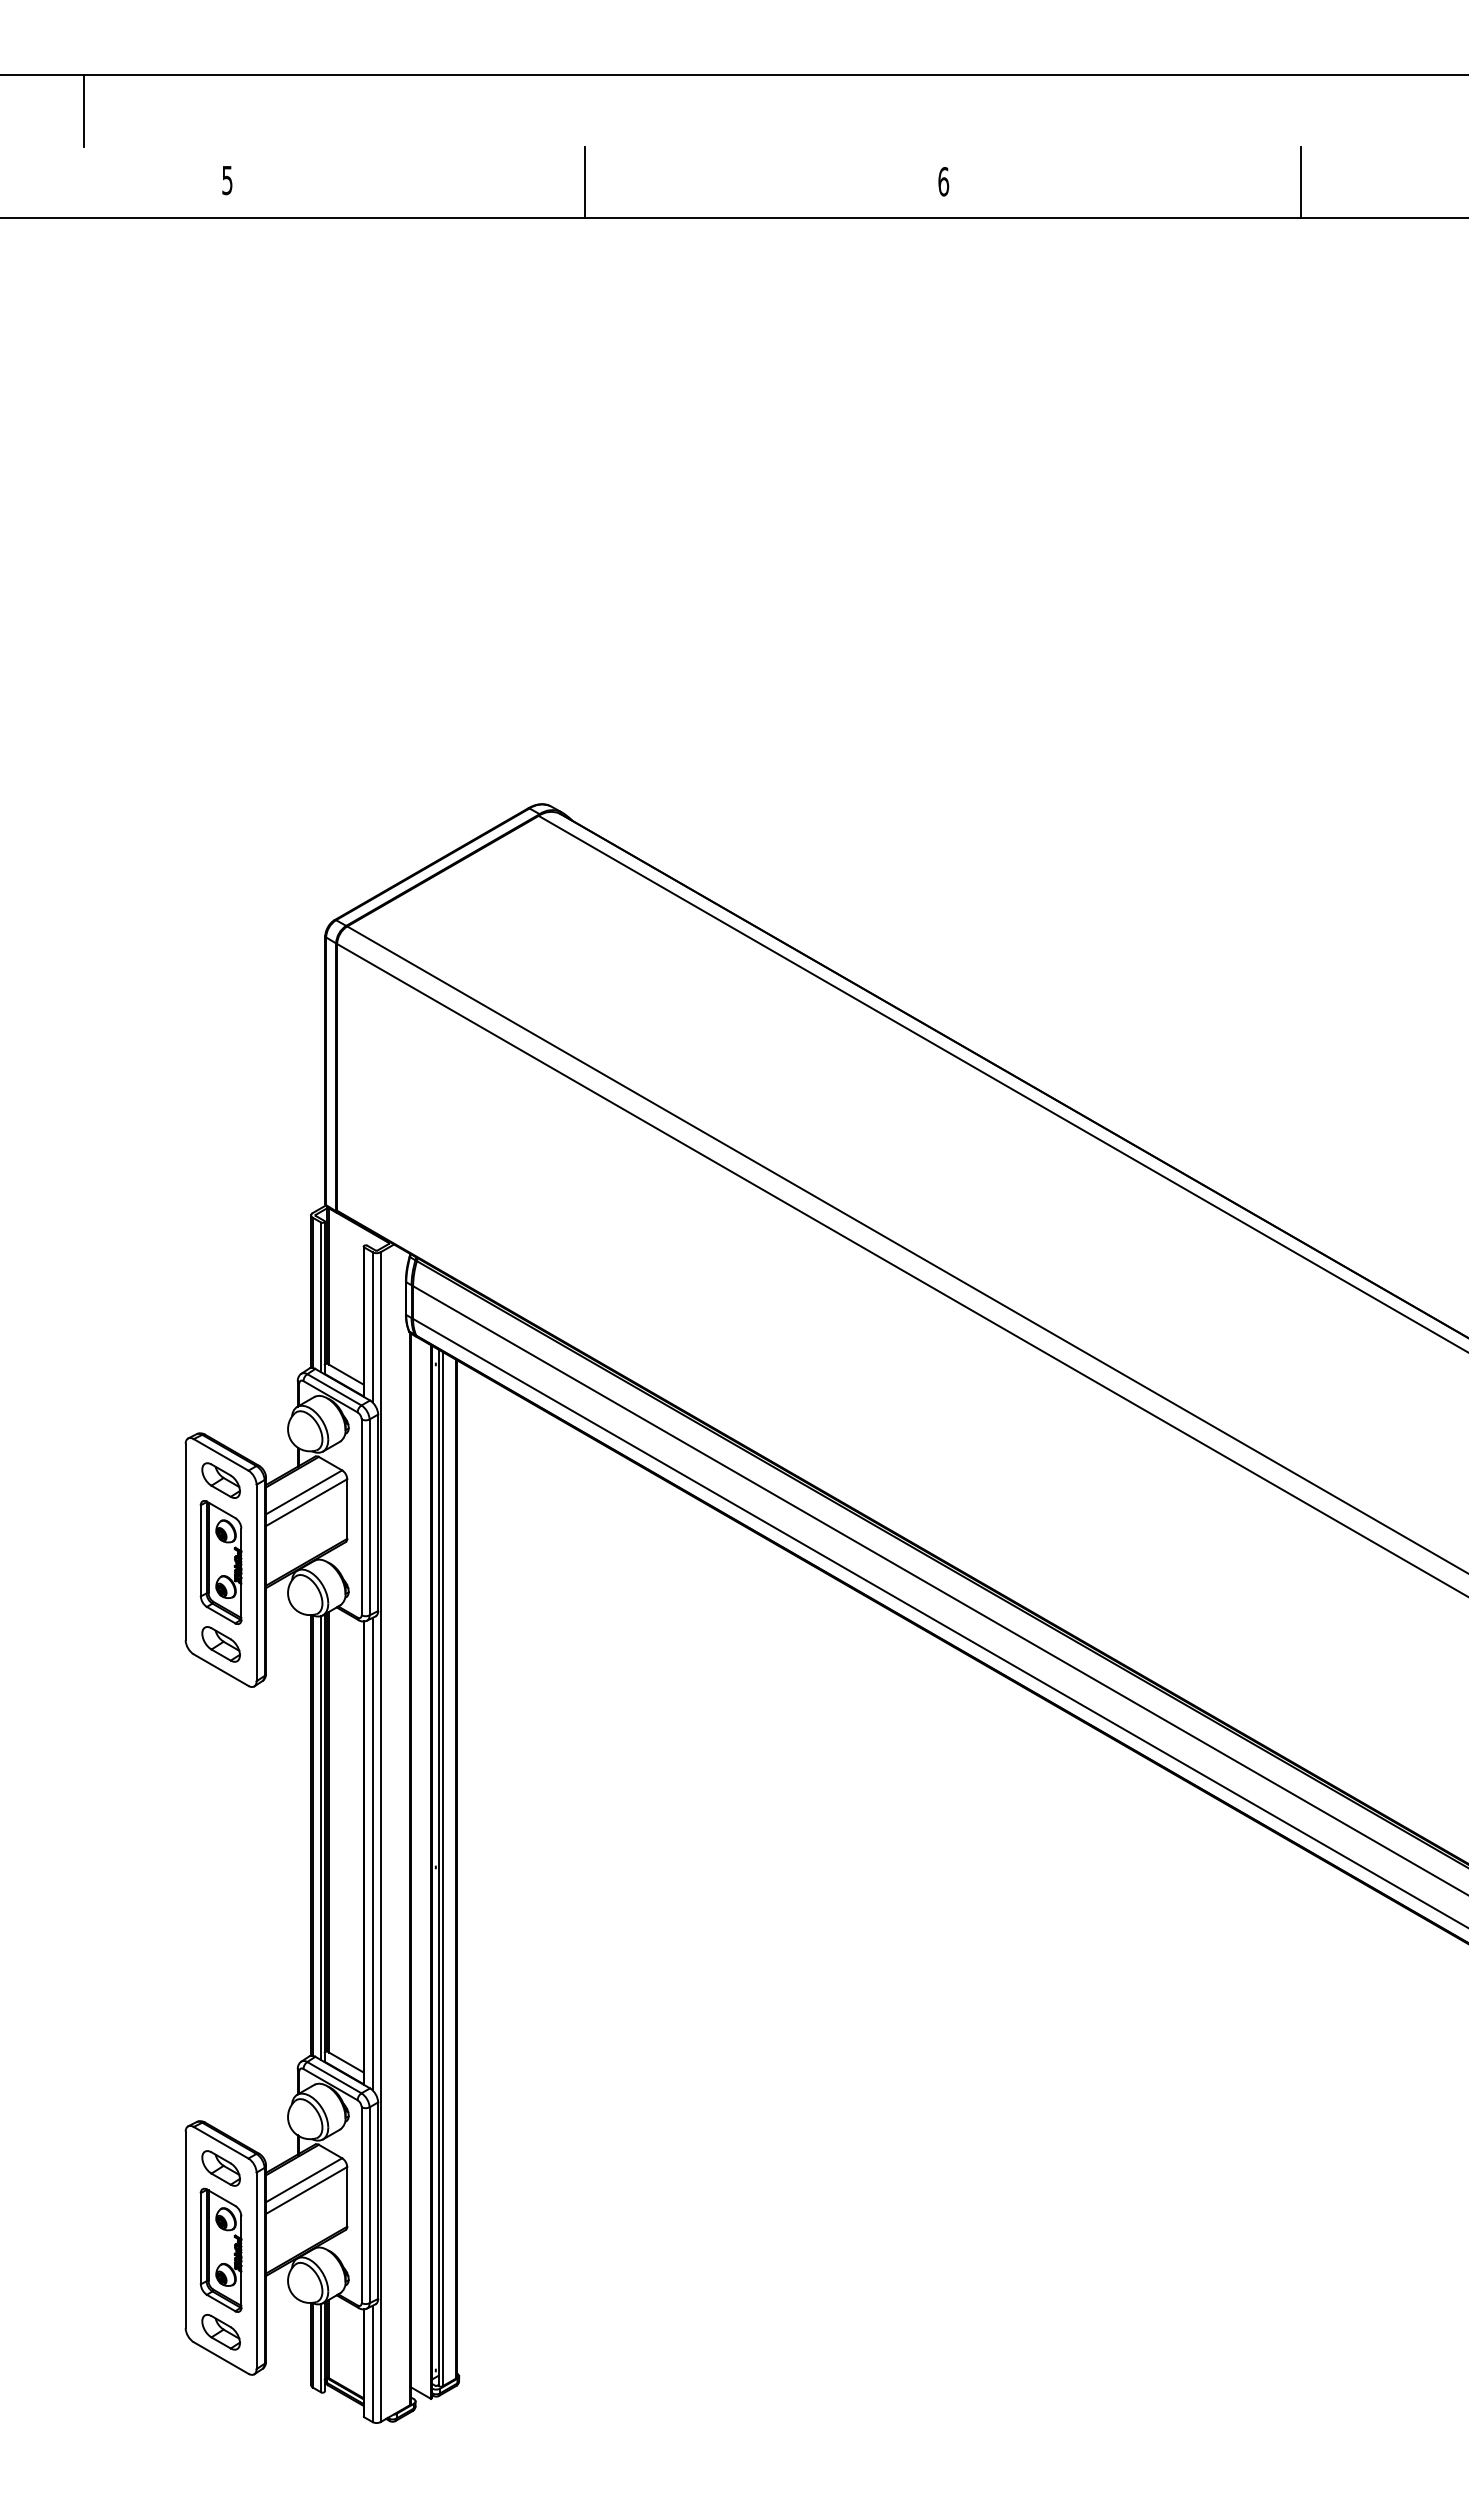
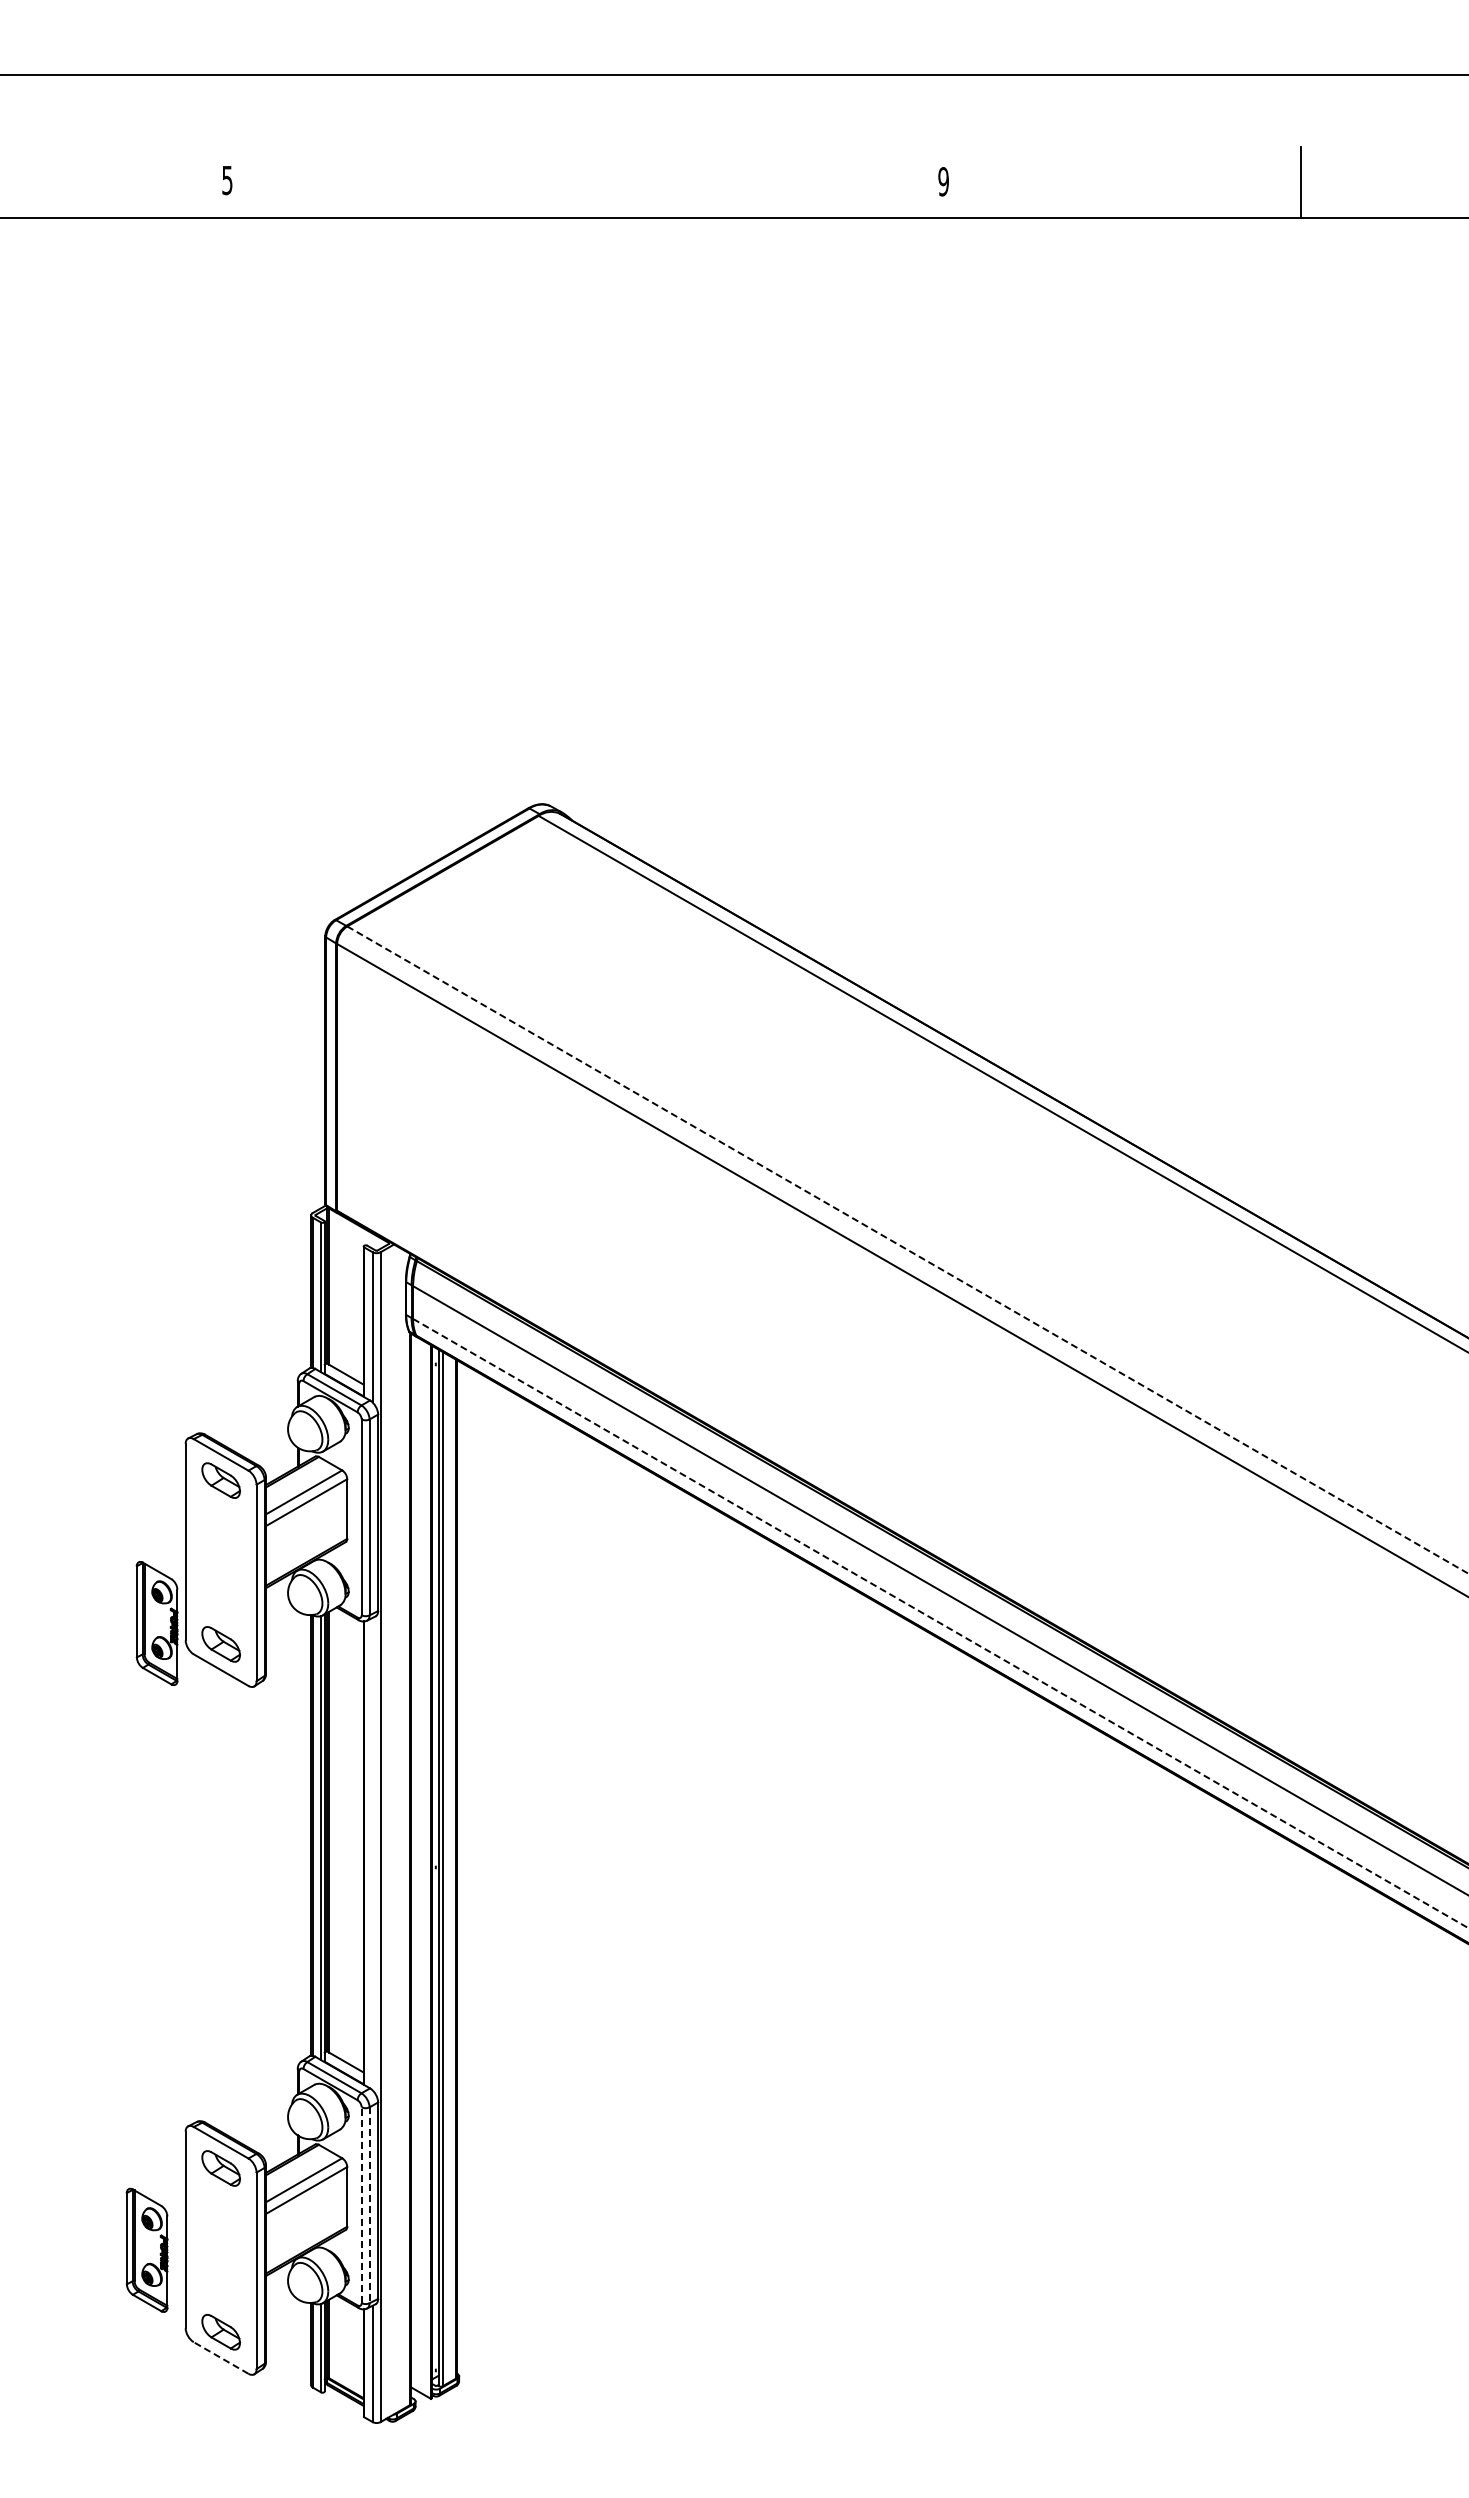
line: present -> none (83, 110)
text: 6 -> 9 (943, 181)
line: present -> none (585, 182)
line: solid -> dashed (908, 1250)
part position: (220, 1562) -> (156, 1623) (156, 1623)
line: solid -> dashed (941, 1623)
line: present -> none (372, 1853)
line: solid -> dashed (361, 2205)
line: solid -> dashed (369, 2205)
part position: (220, 2249) -> (146, 2249) (146, 2249)
line: solid -> dashed (221, 2358)
